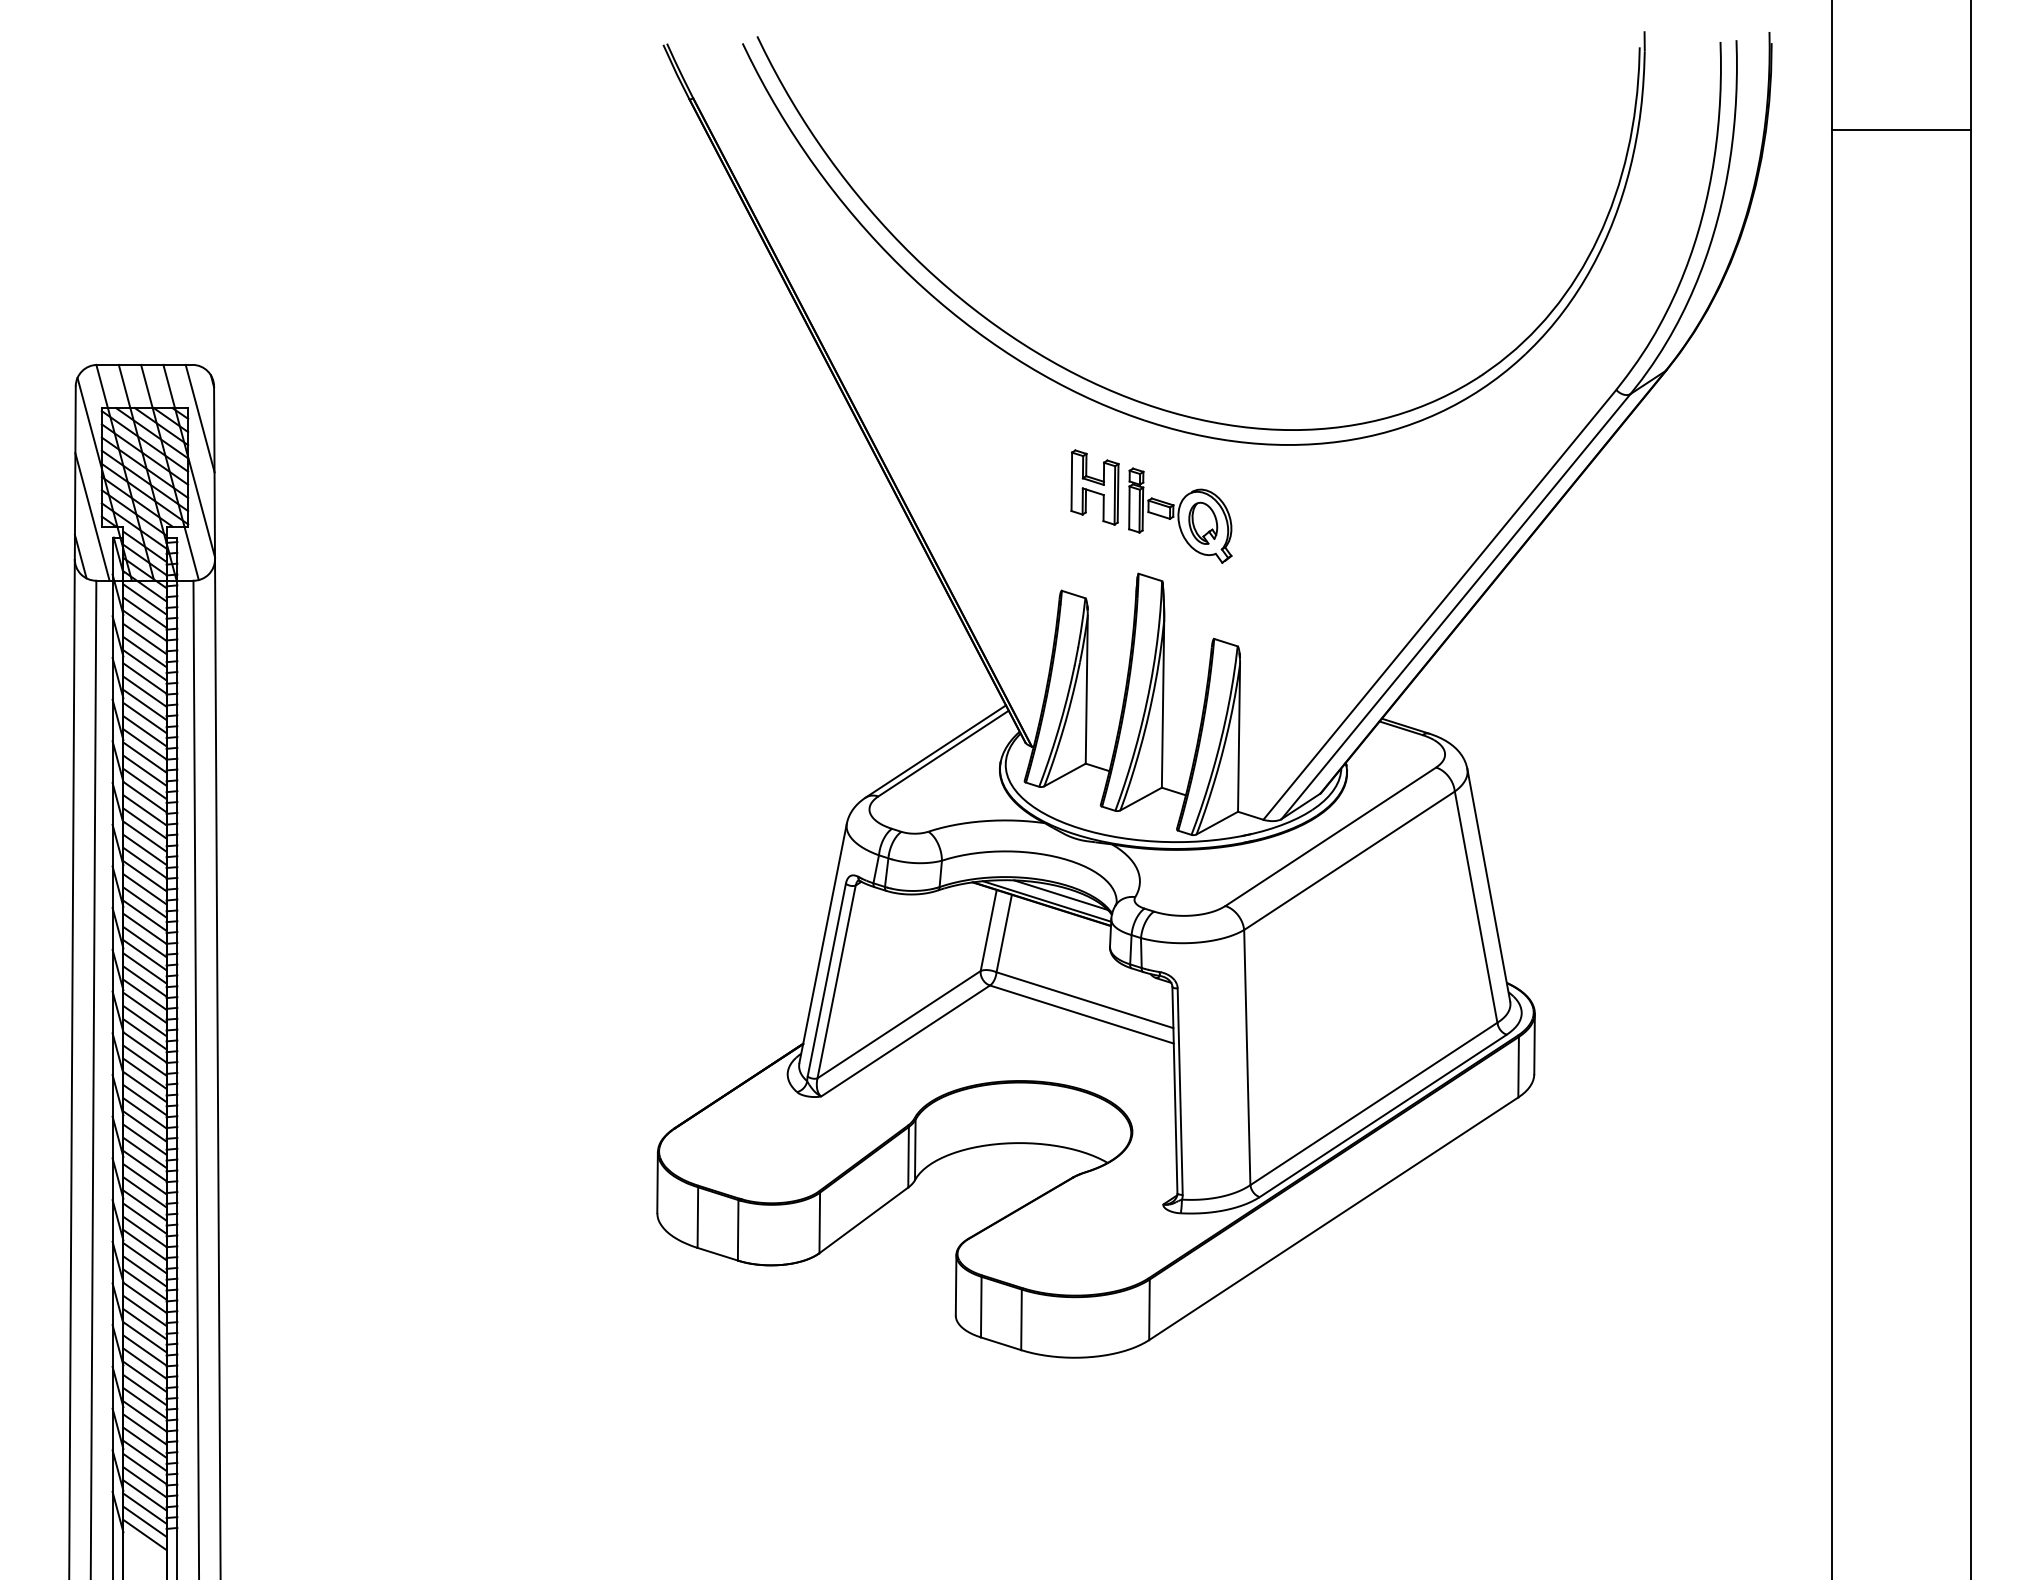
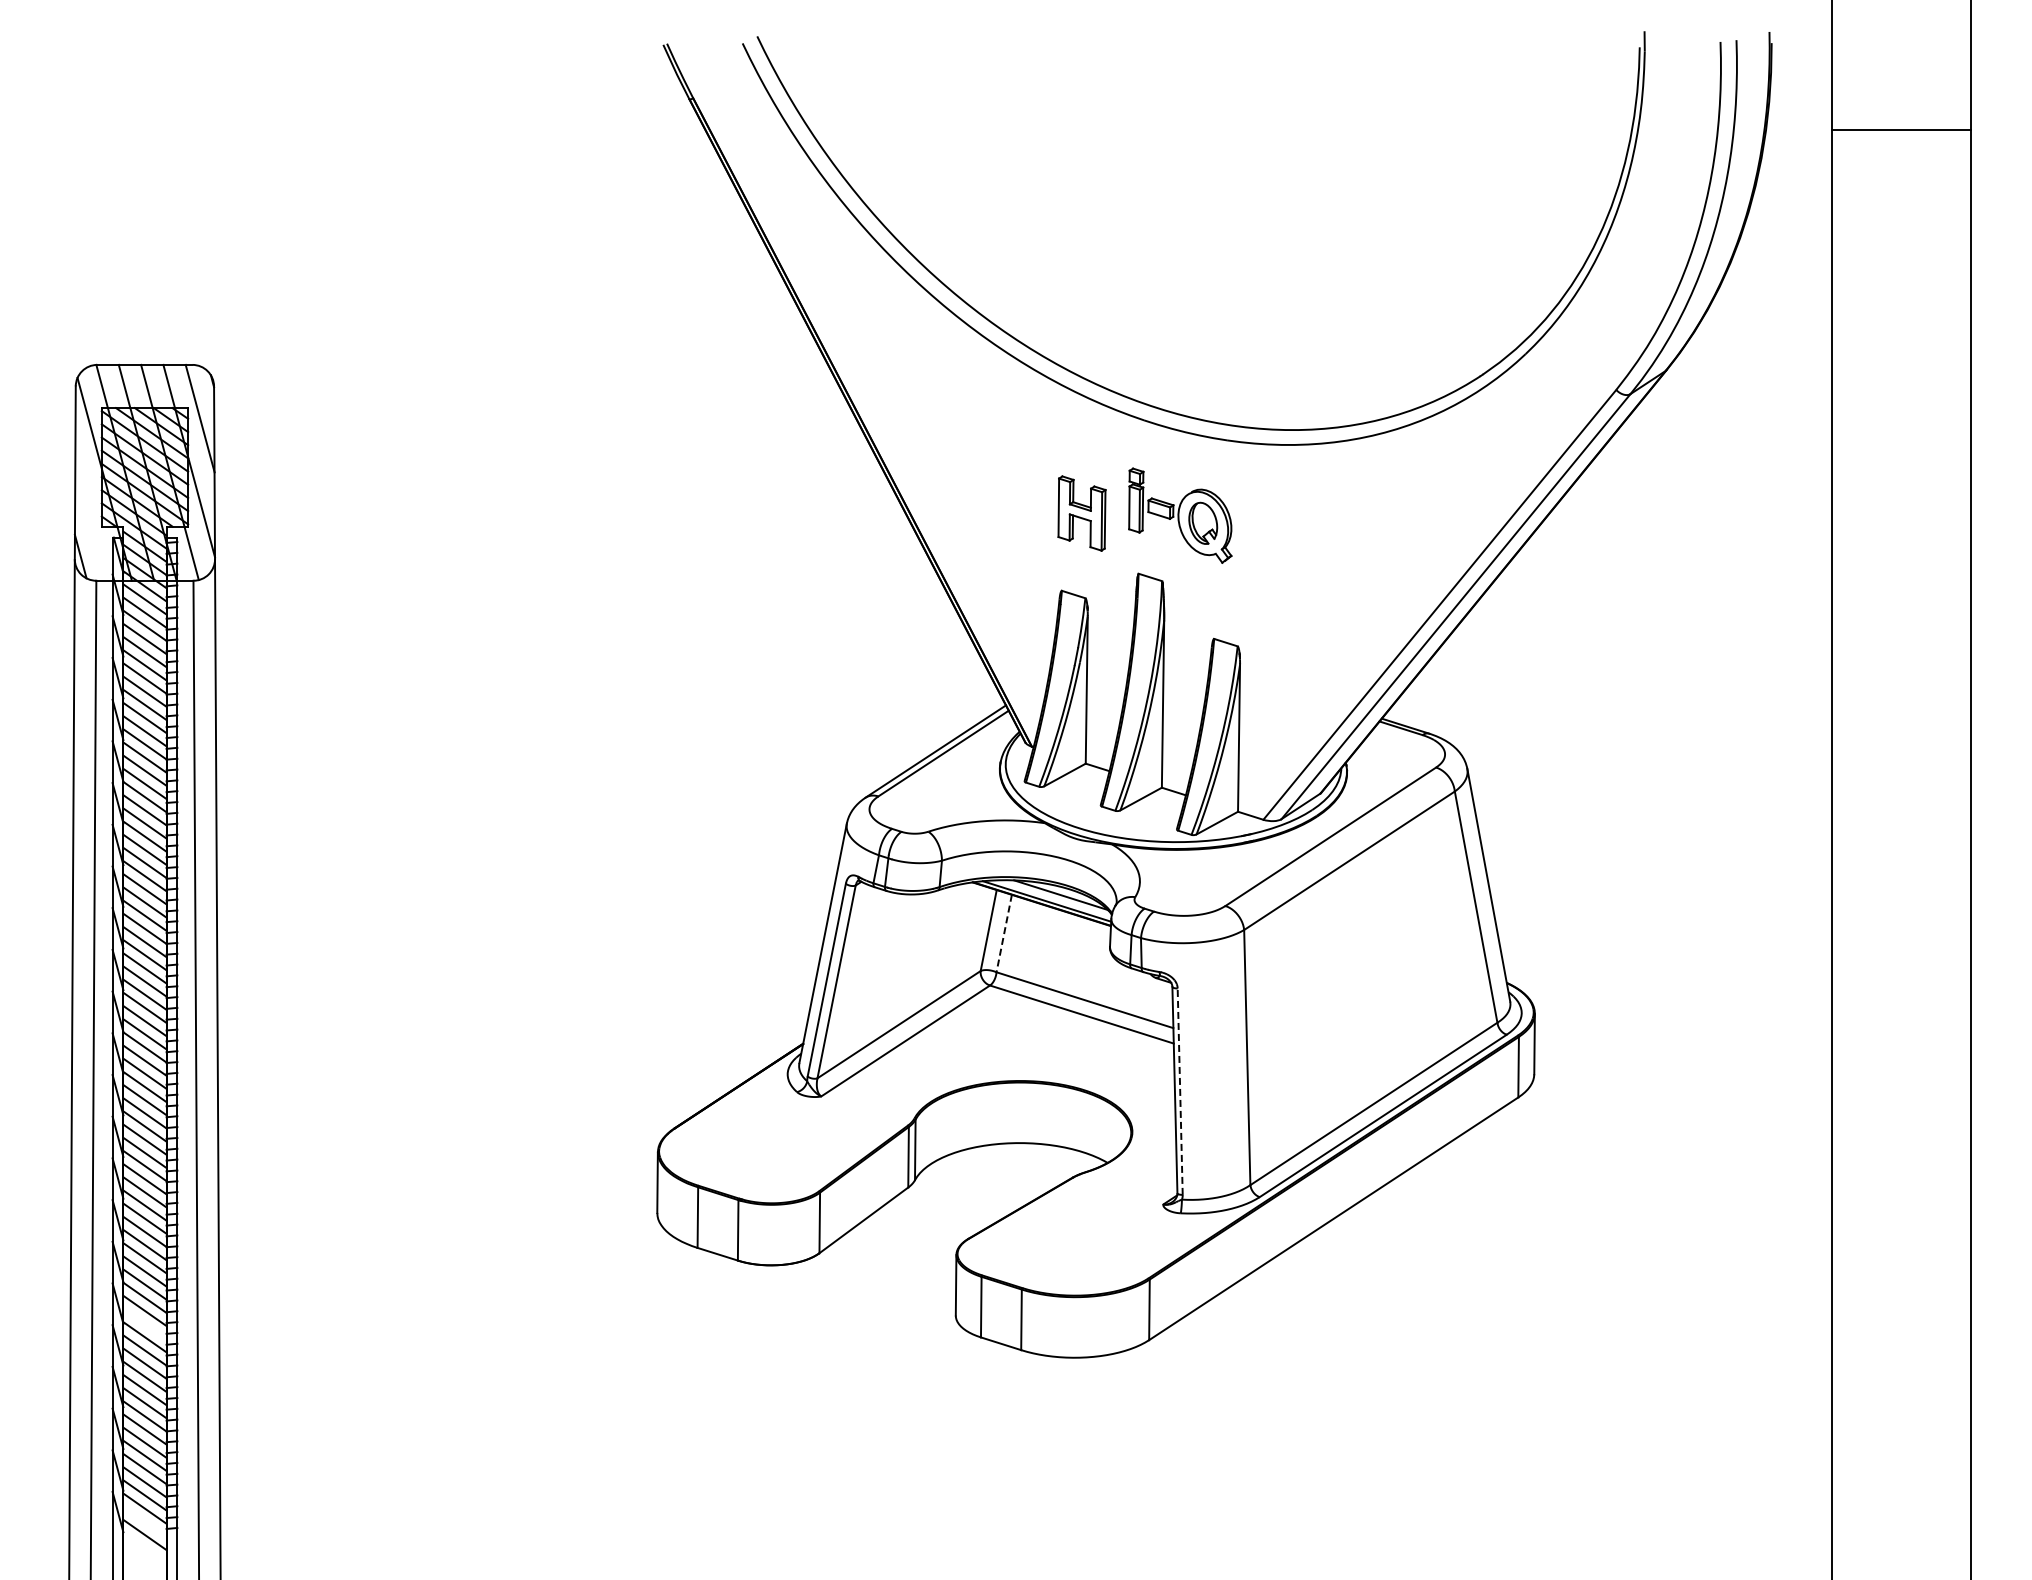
part position: (1094, 487) -> (1081, 513) (1081, 513)
line: present -> none (92, 516)
line: solid -> dashed (1004, 934)
line: solid -> dashed (1180, 1091)
line: present -> none (144, 1324)
line: present -> none (144, 1521)
